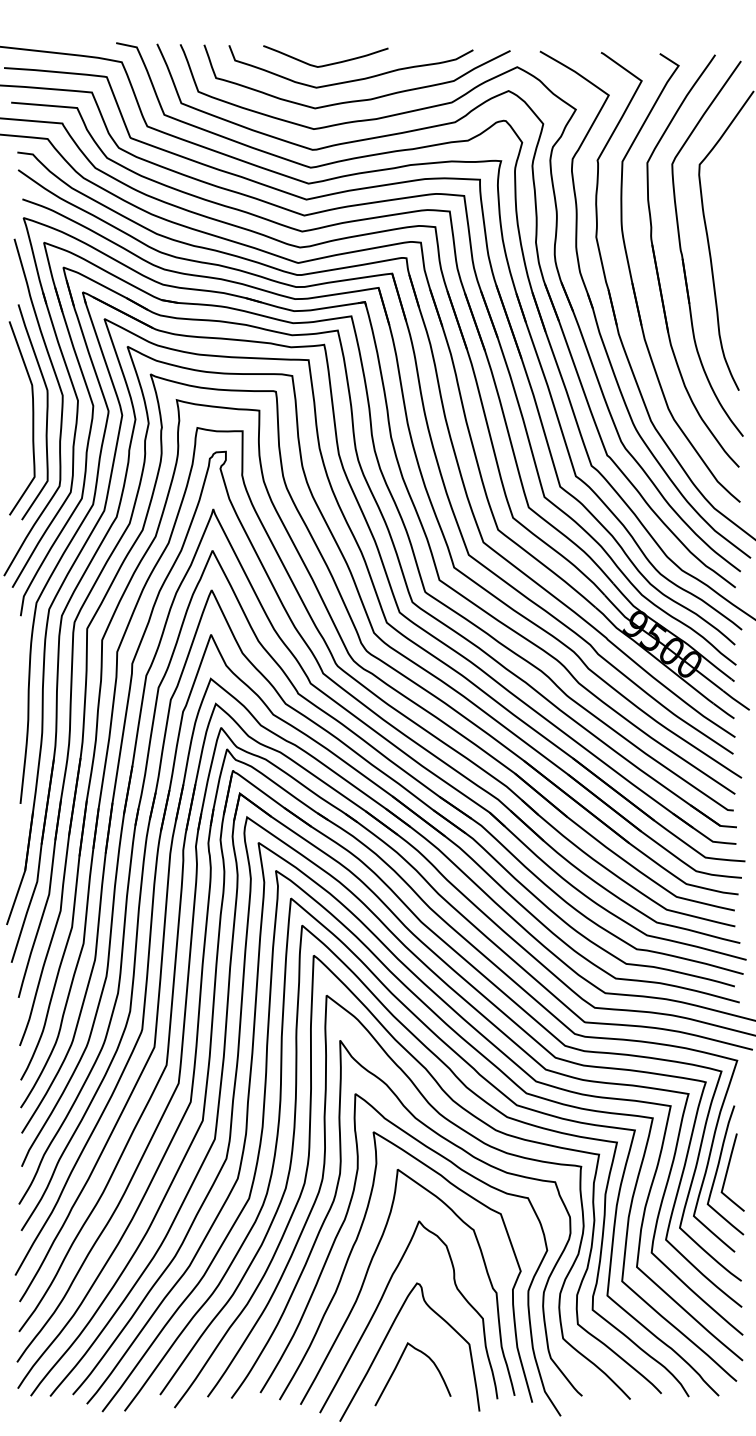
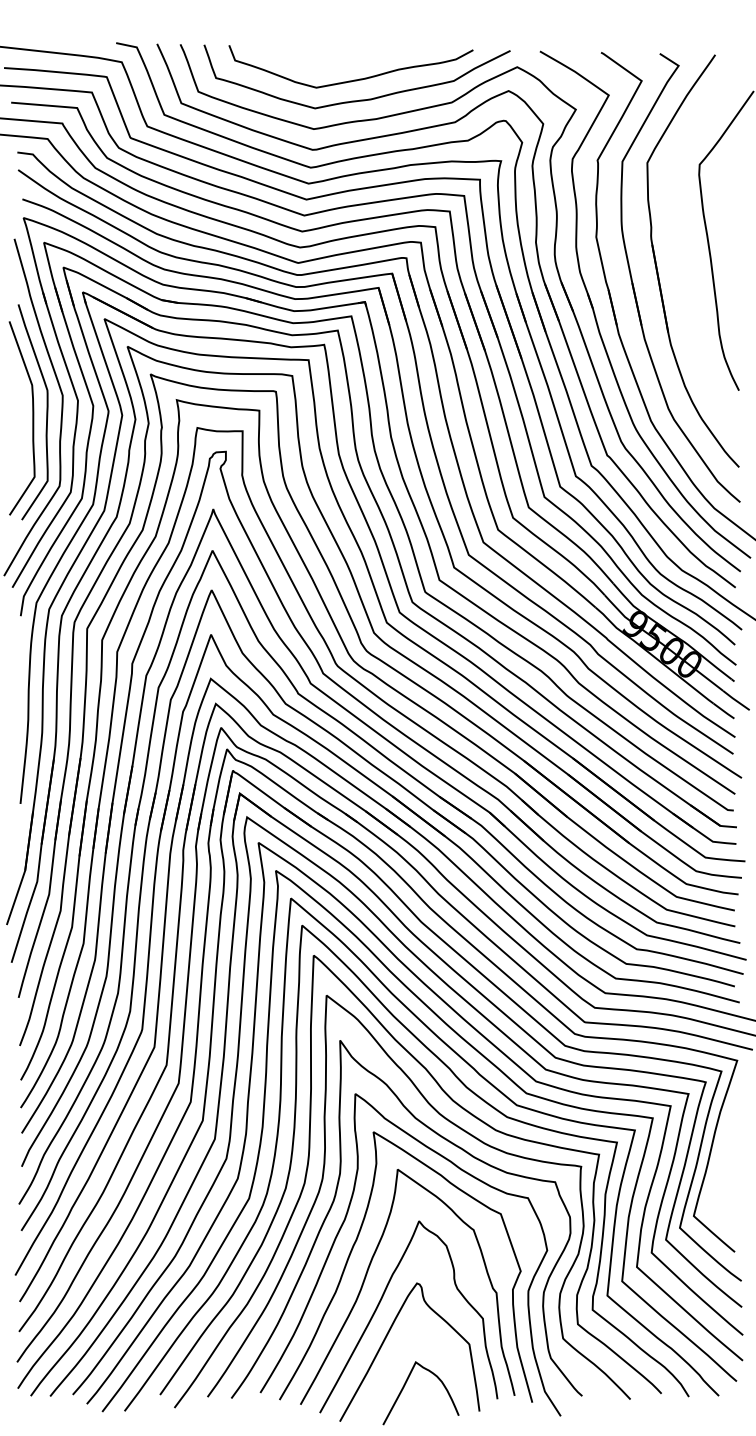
curve: present -> none (325, 64)
part: present -> none (683, 256)
part: present -> none (725, 1170)
curve position: (397, 1366) -> (405, 1385) (405, 1385)
